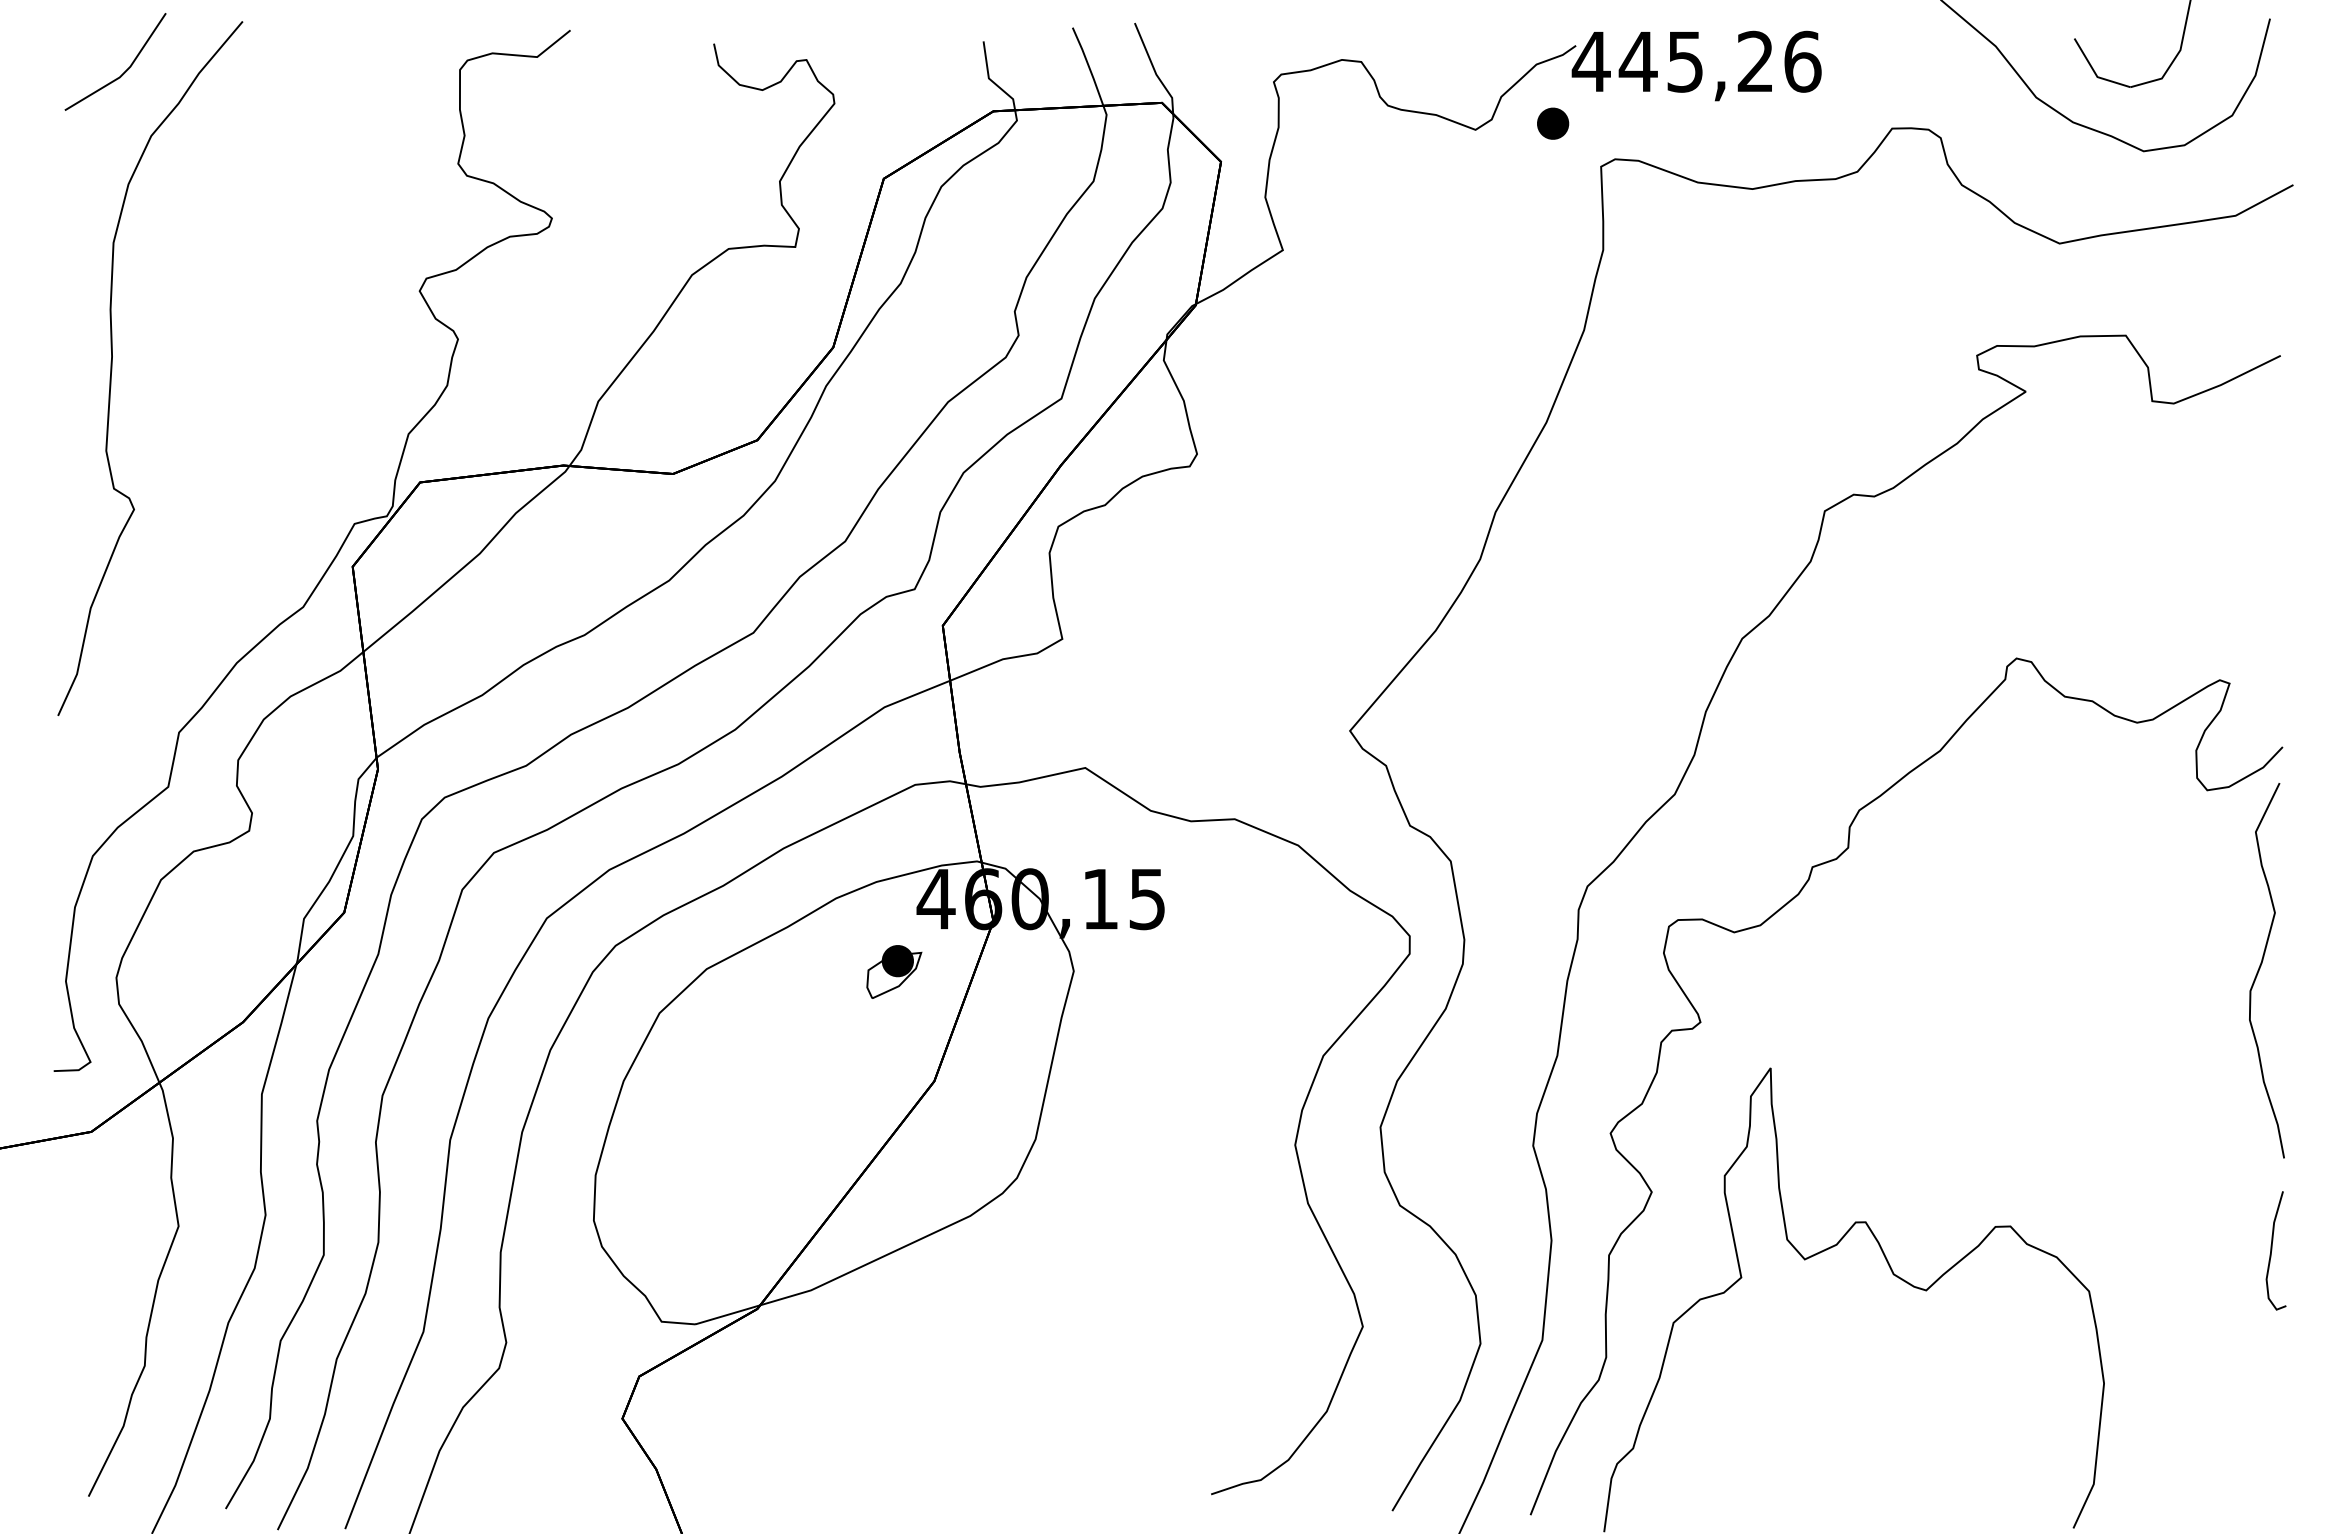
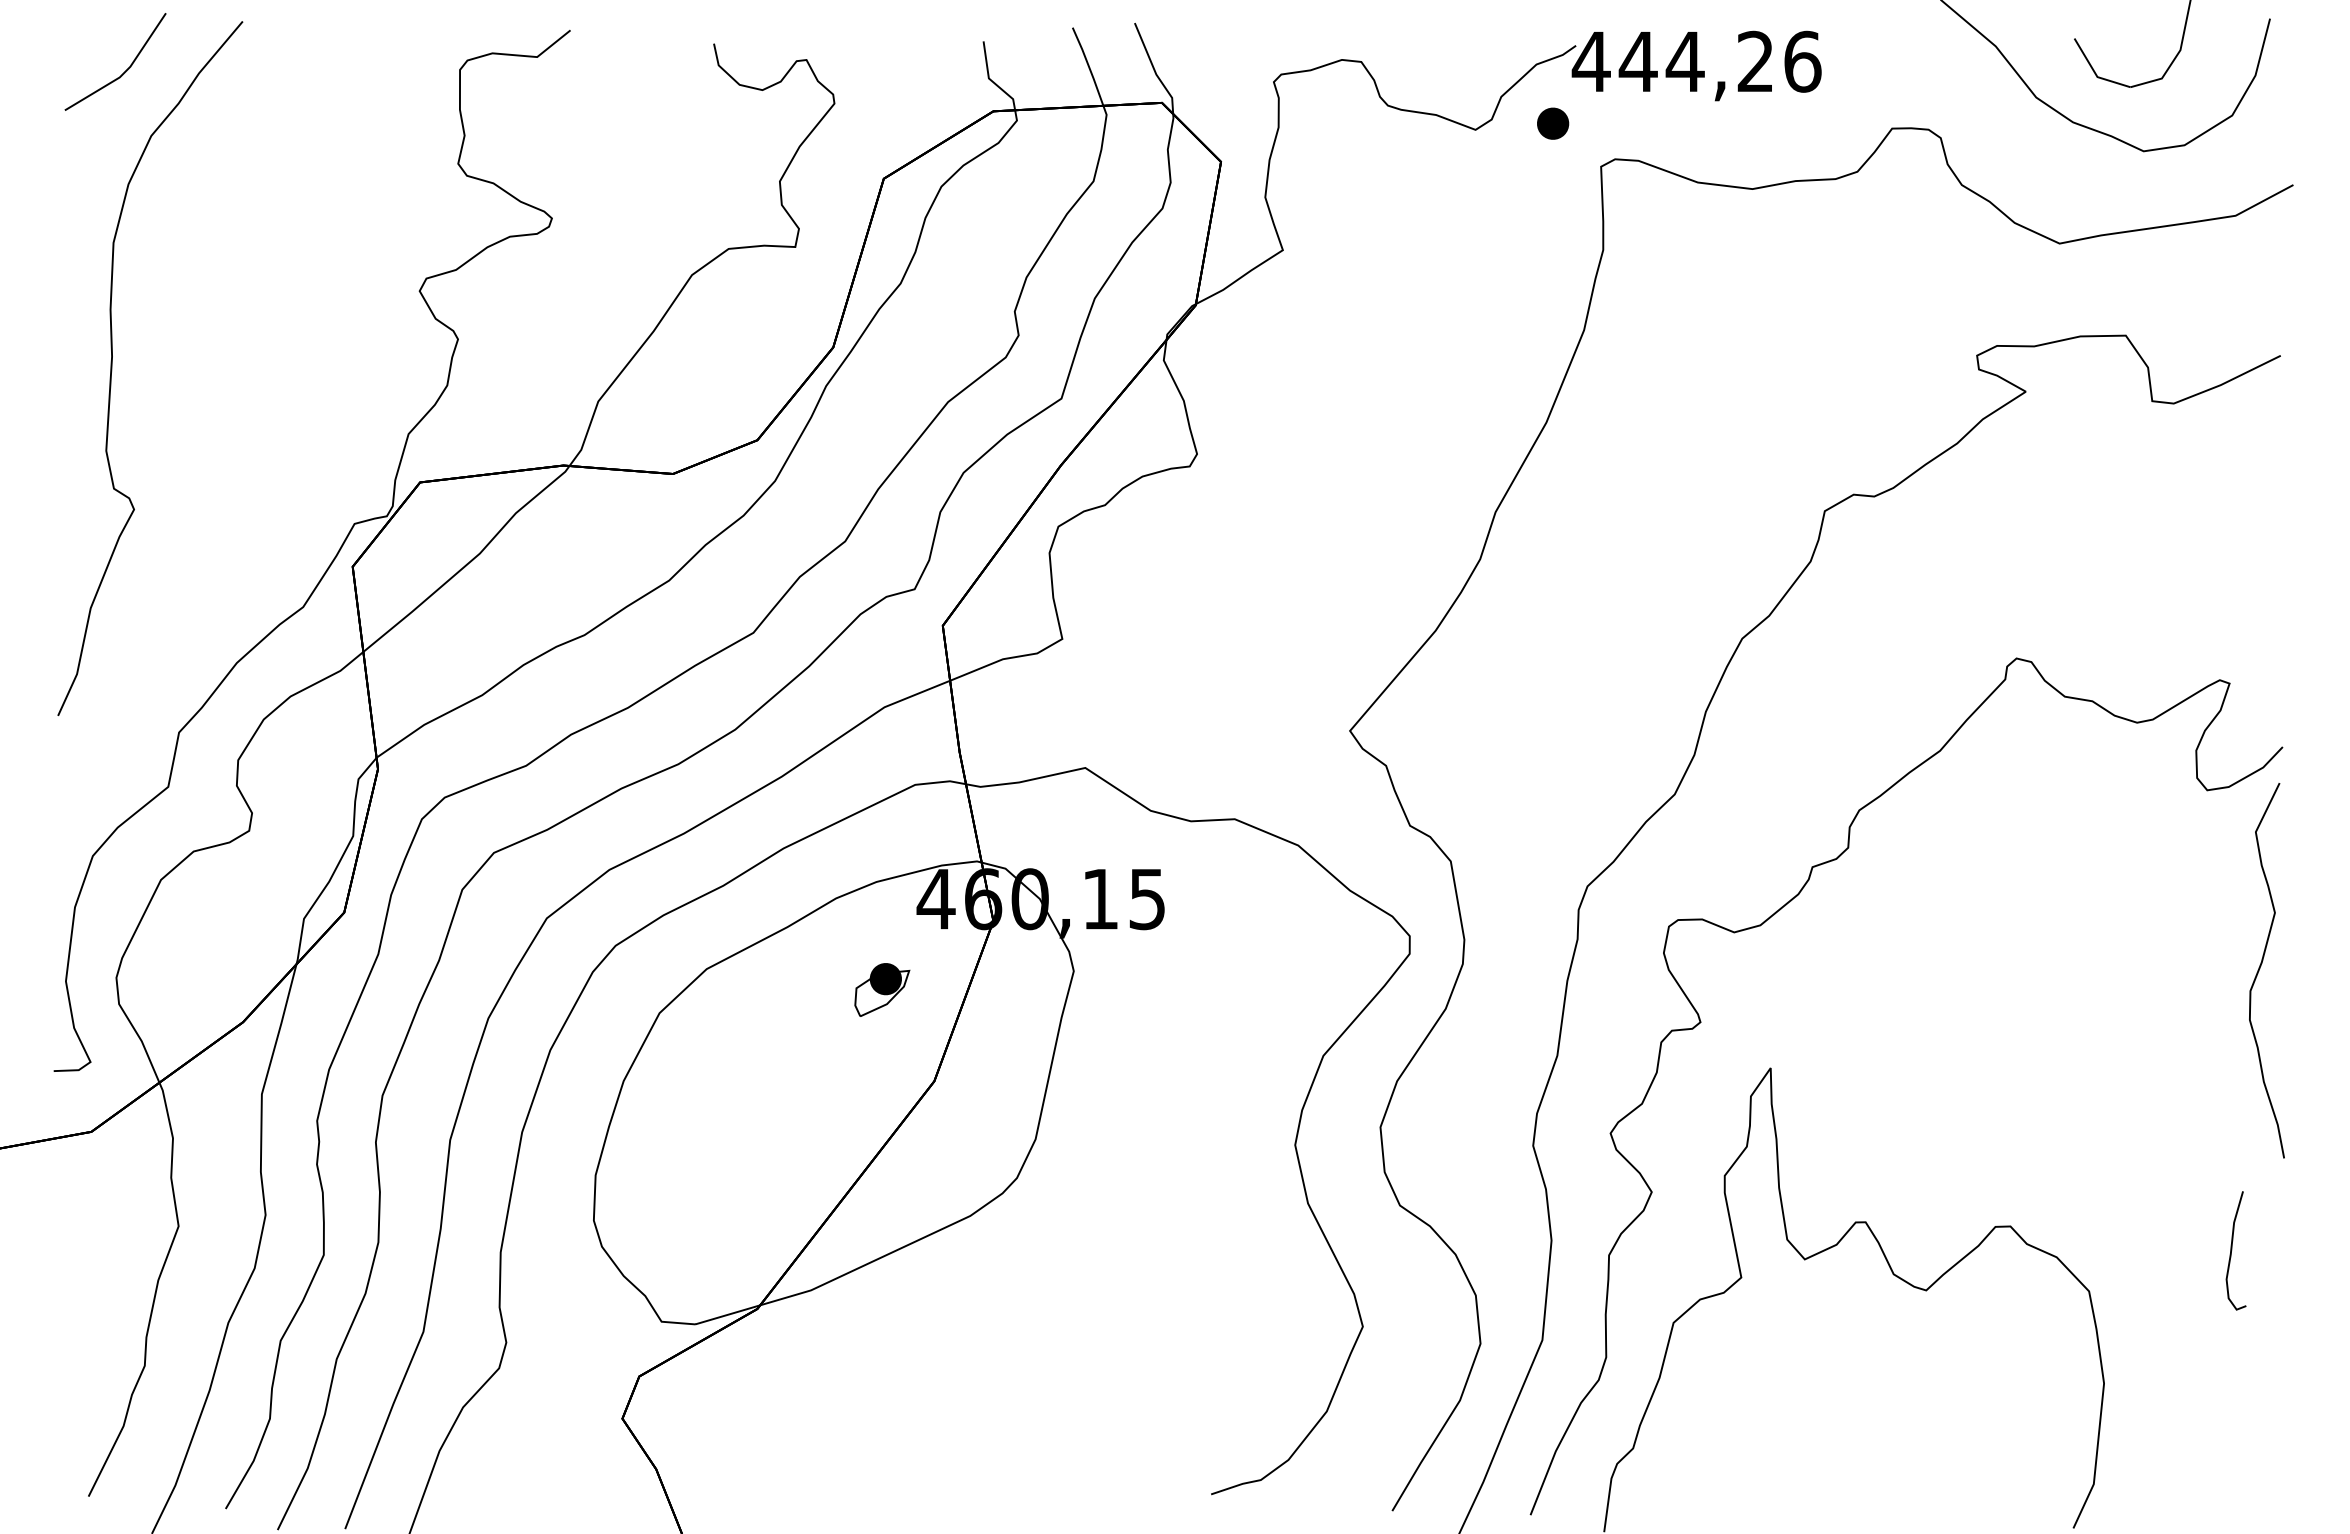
text: 445,26 -> 444,26 (1684, 61)
part position: (894, 971) -> (882, 989) (882, 989)
curve position: (2272, 1250) -> (2232, 1250) (2232, 1250)
